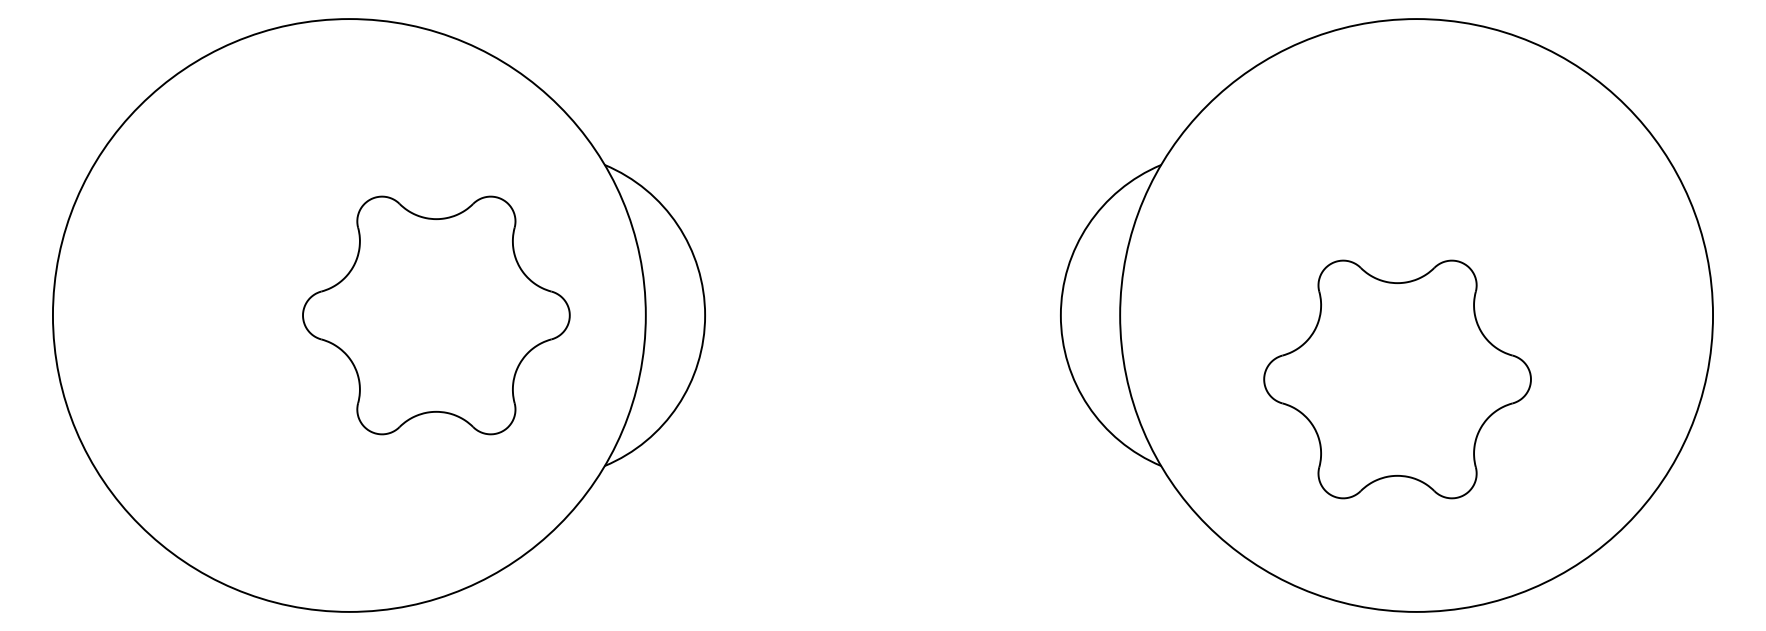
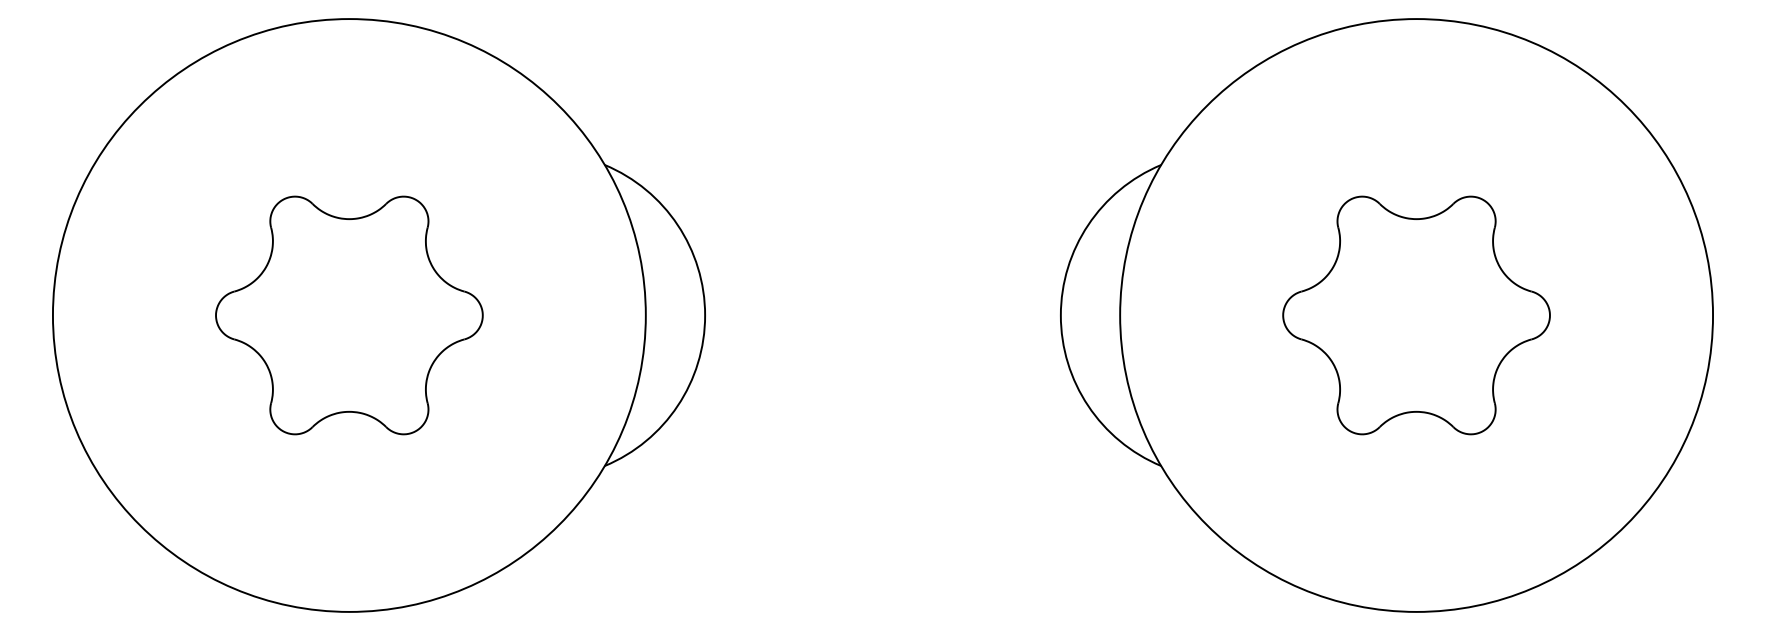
part position: (436, 315) -> (349, 315) (349, 315)
part position: (1397, 379) -> (1416, 315) (1416, 315)
